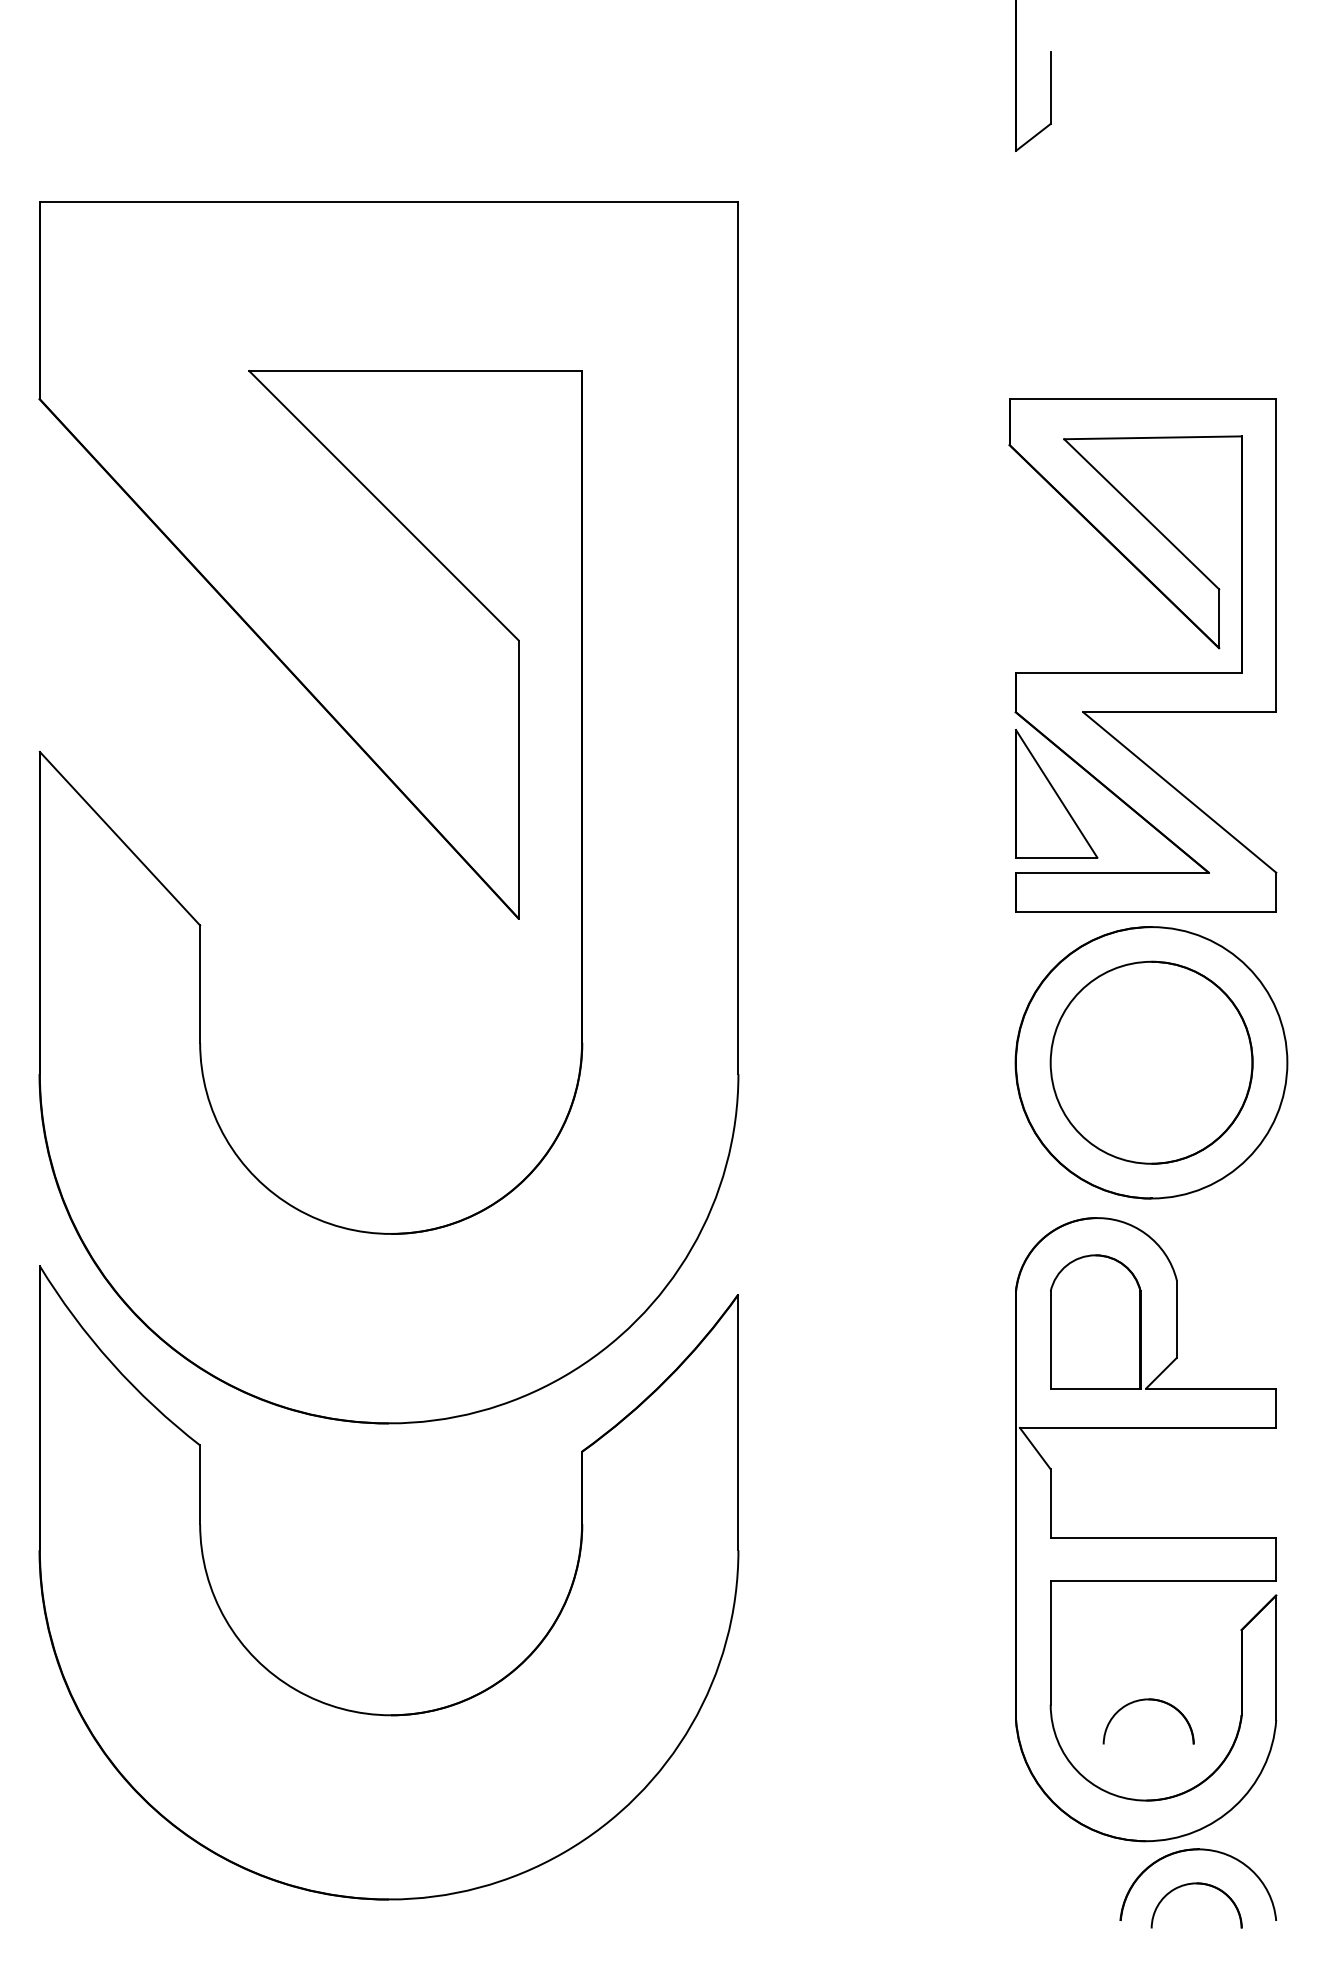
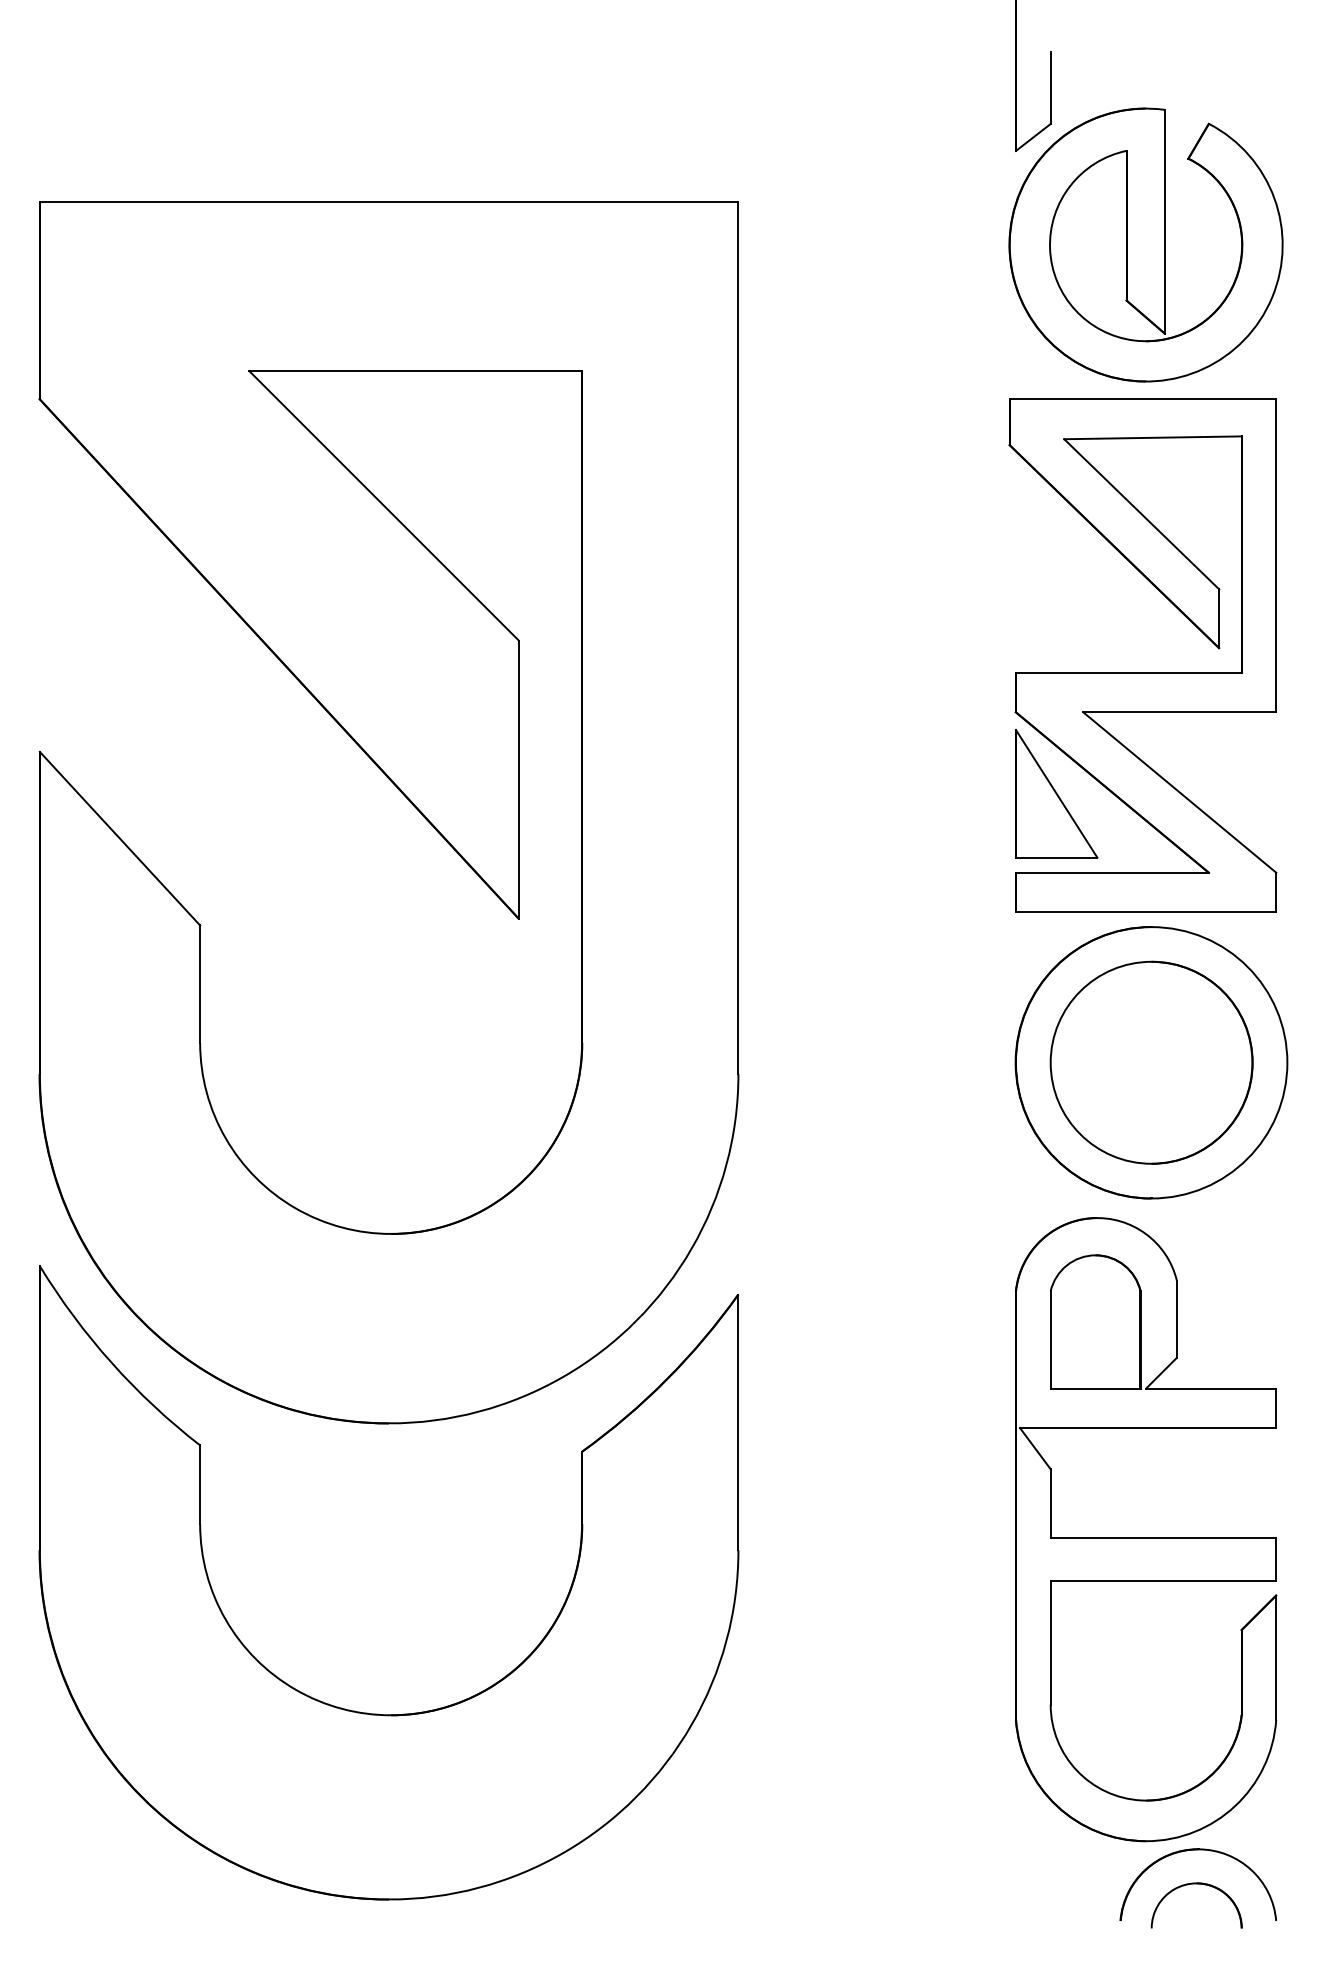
part: none -> present (1145, 244)
part: present -> none (1148, 1700)
